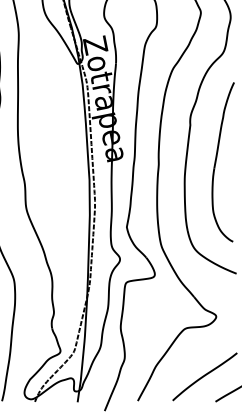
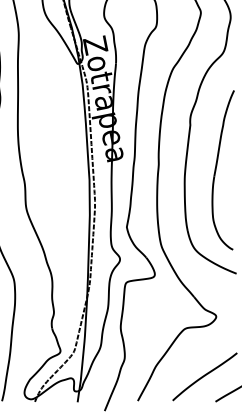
part position: (222, 162) -> (222, 170) (222, 170)
